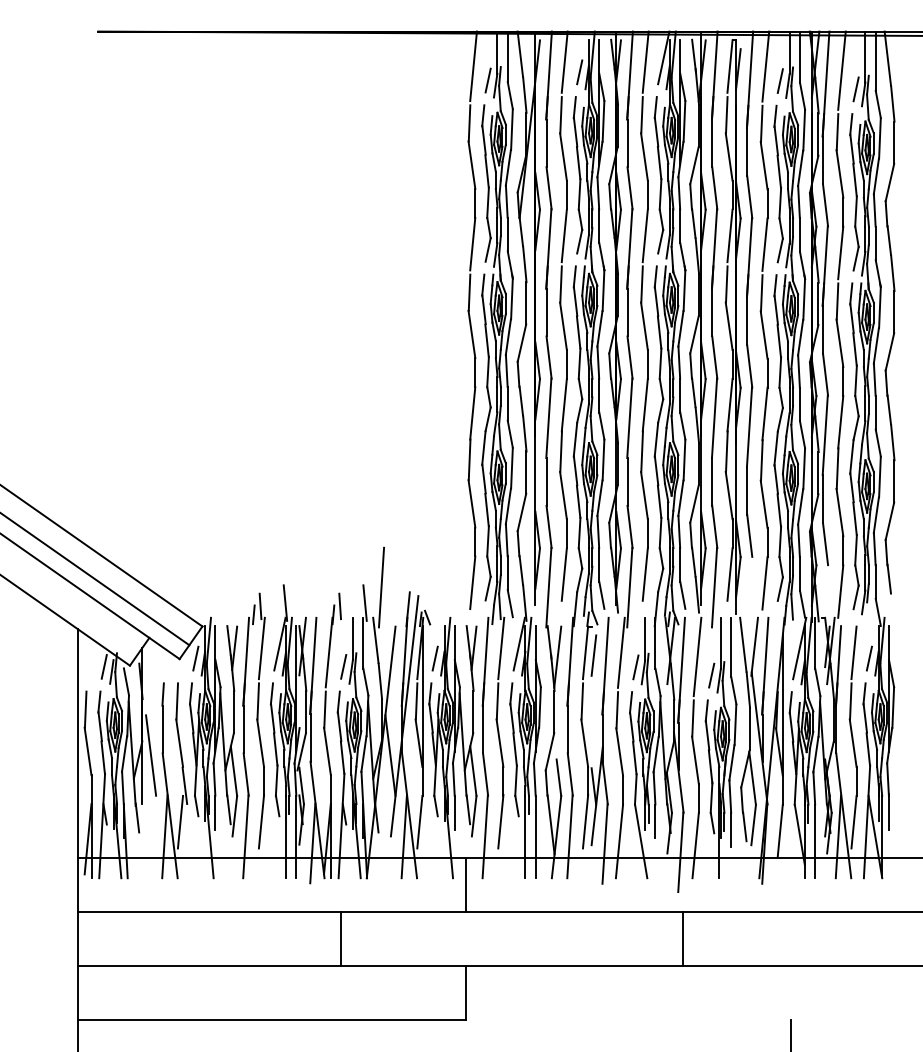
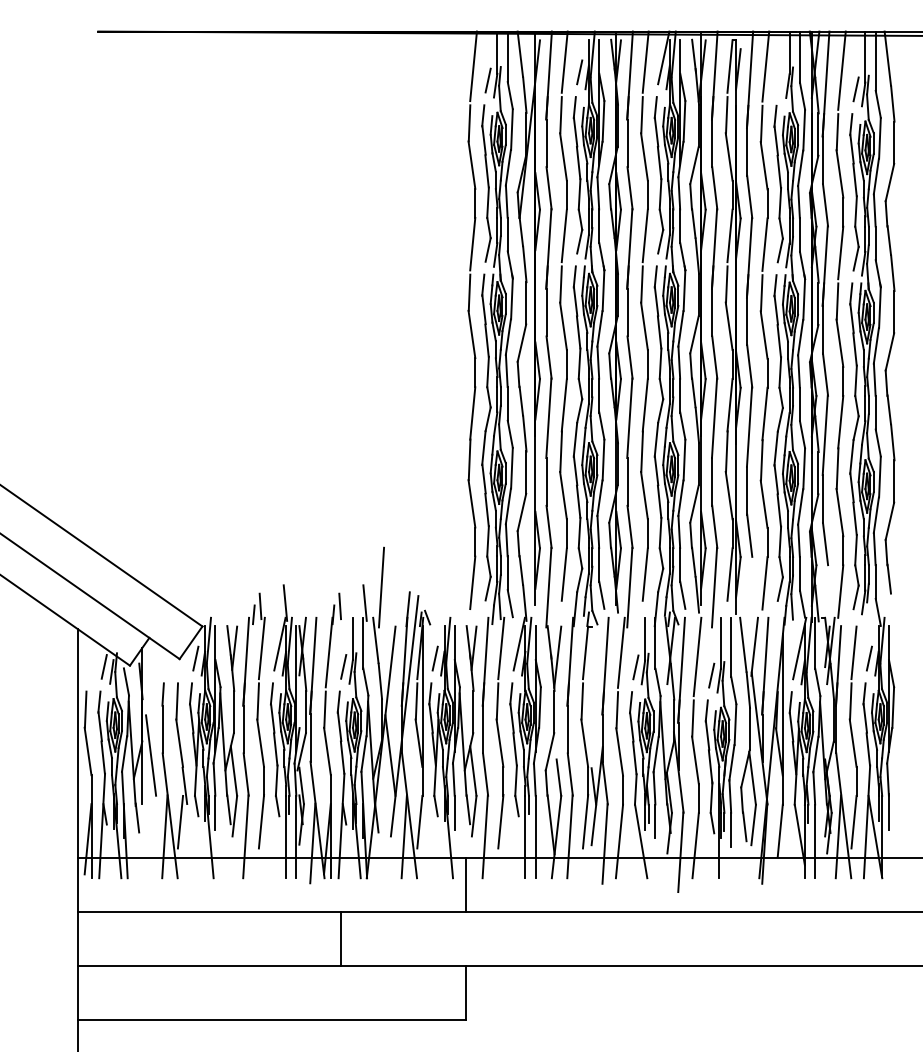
line: present -> none (779, 80)
line: present -> none (95, 579)
line: present -> none (593, 655)
line: present -> none (682, 939)
line: present -> none (791, 1034)
